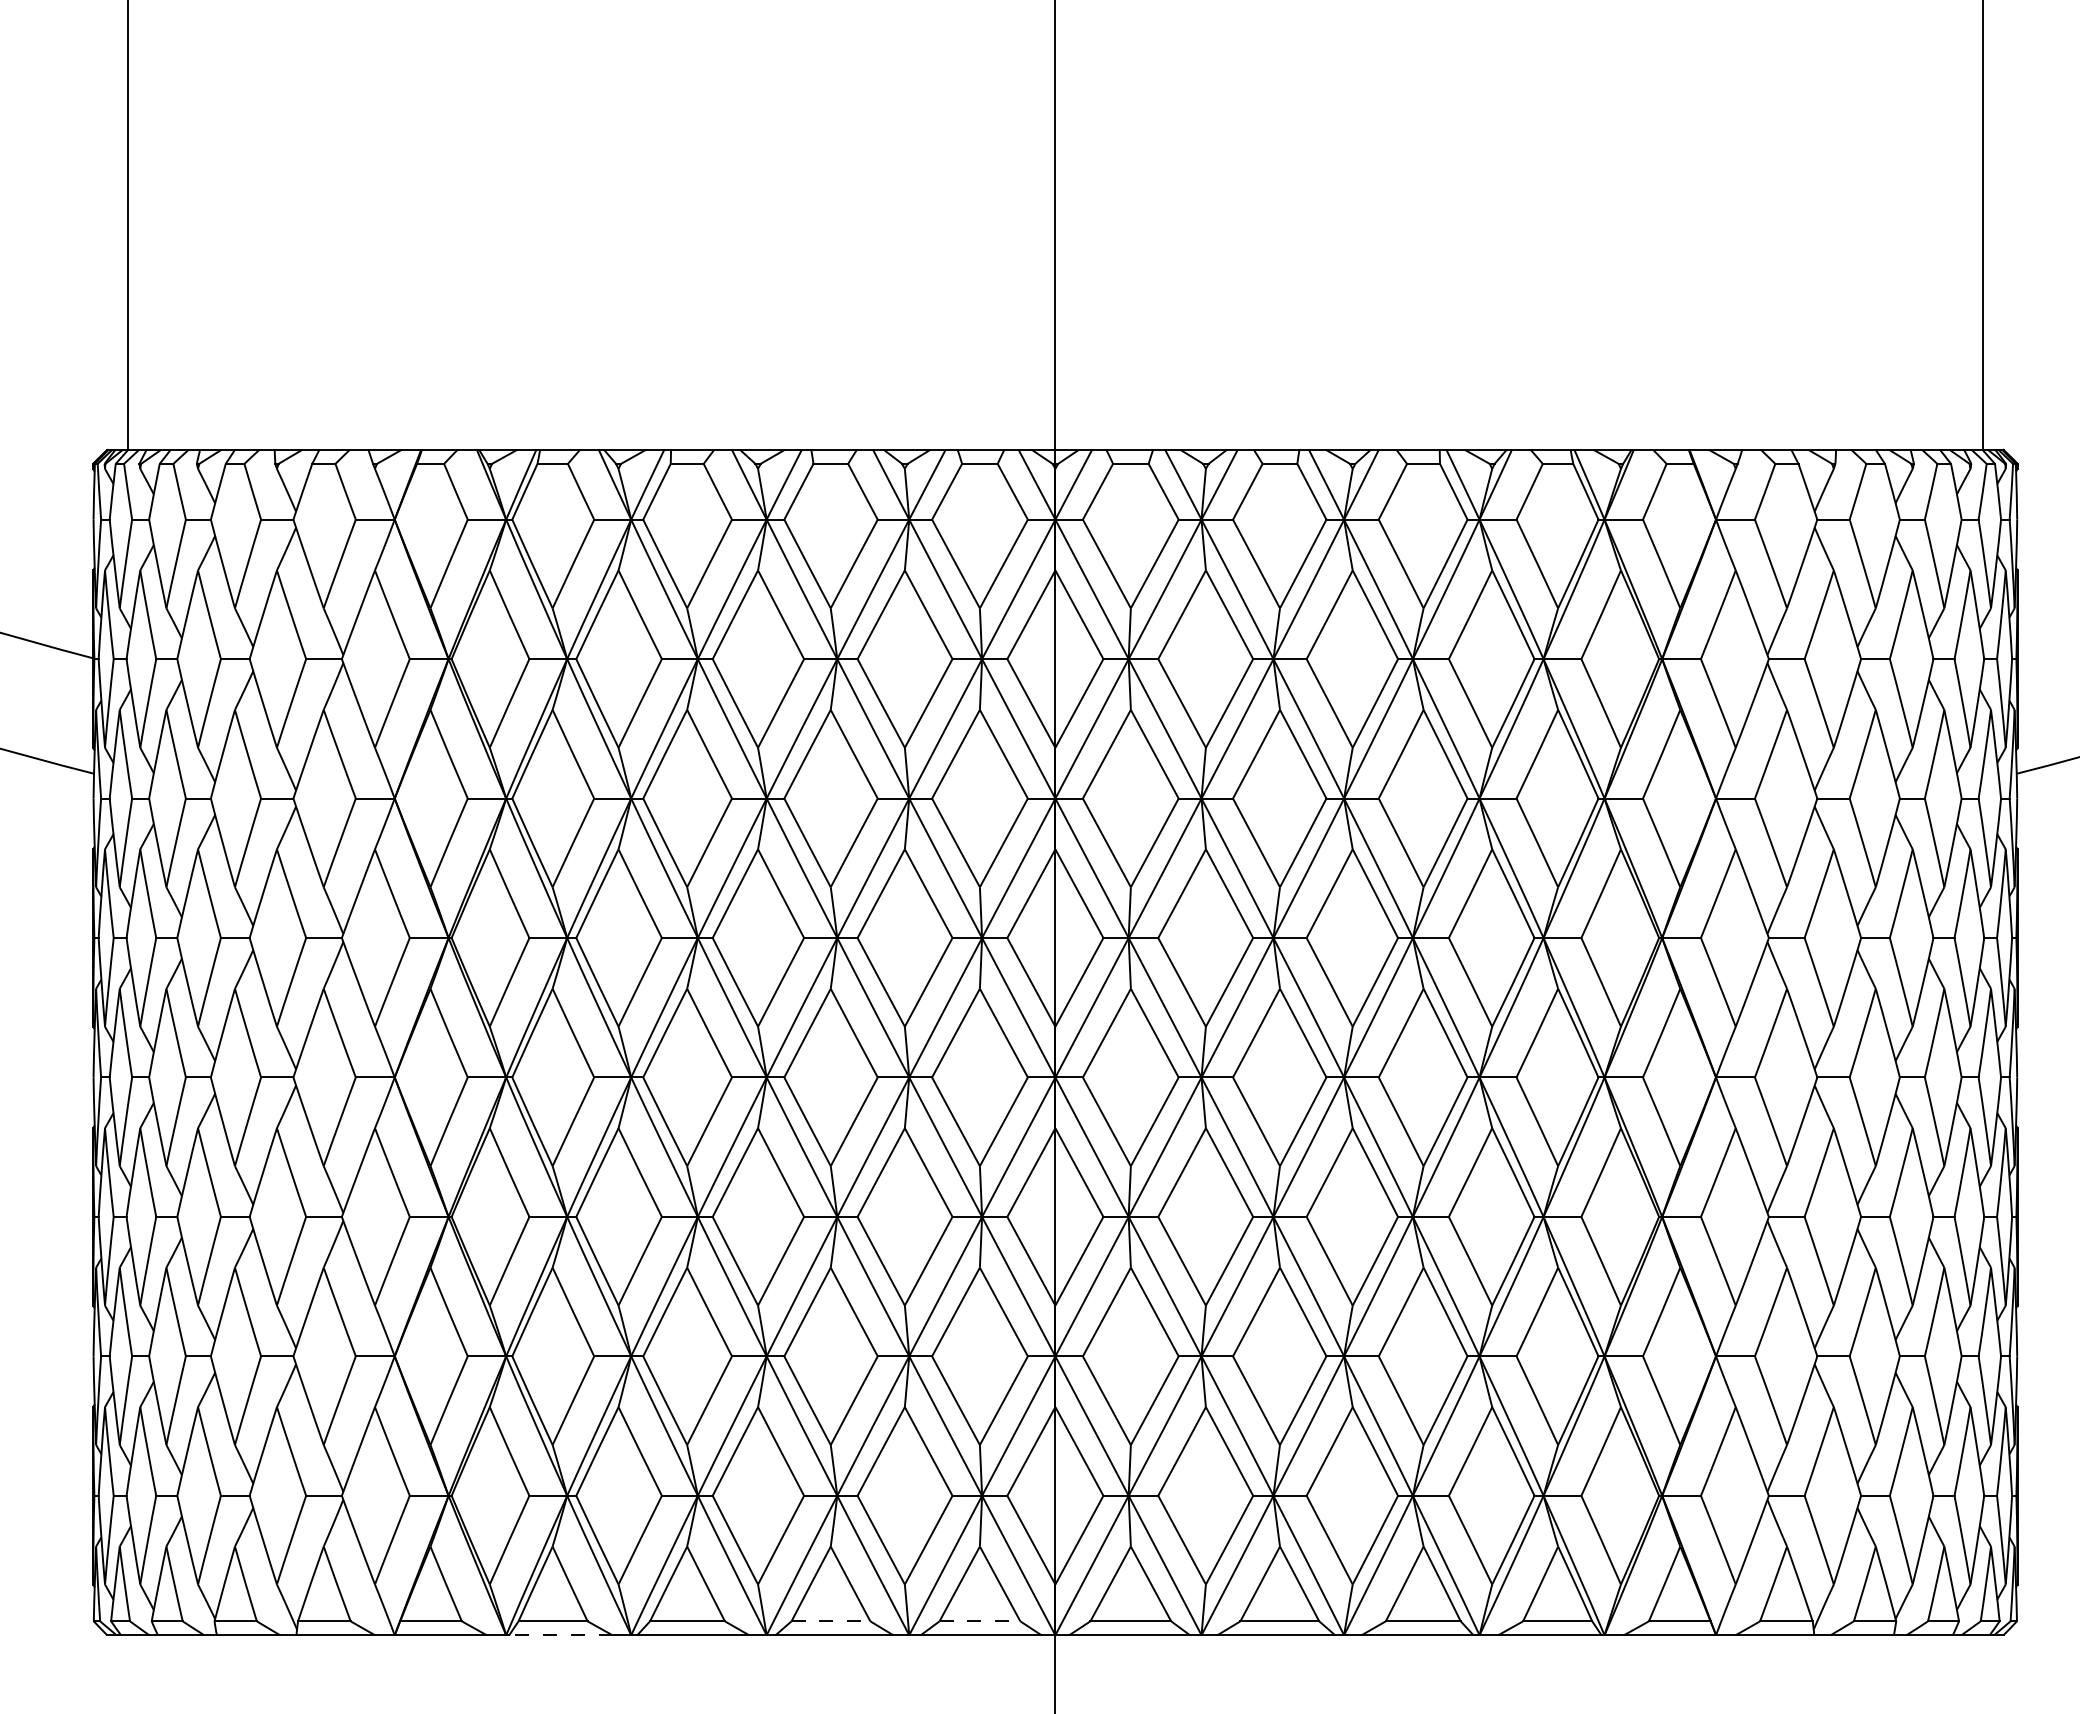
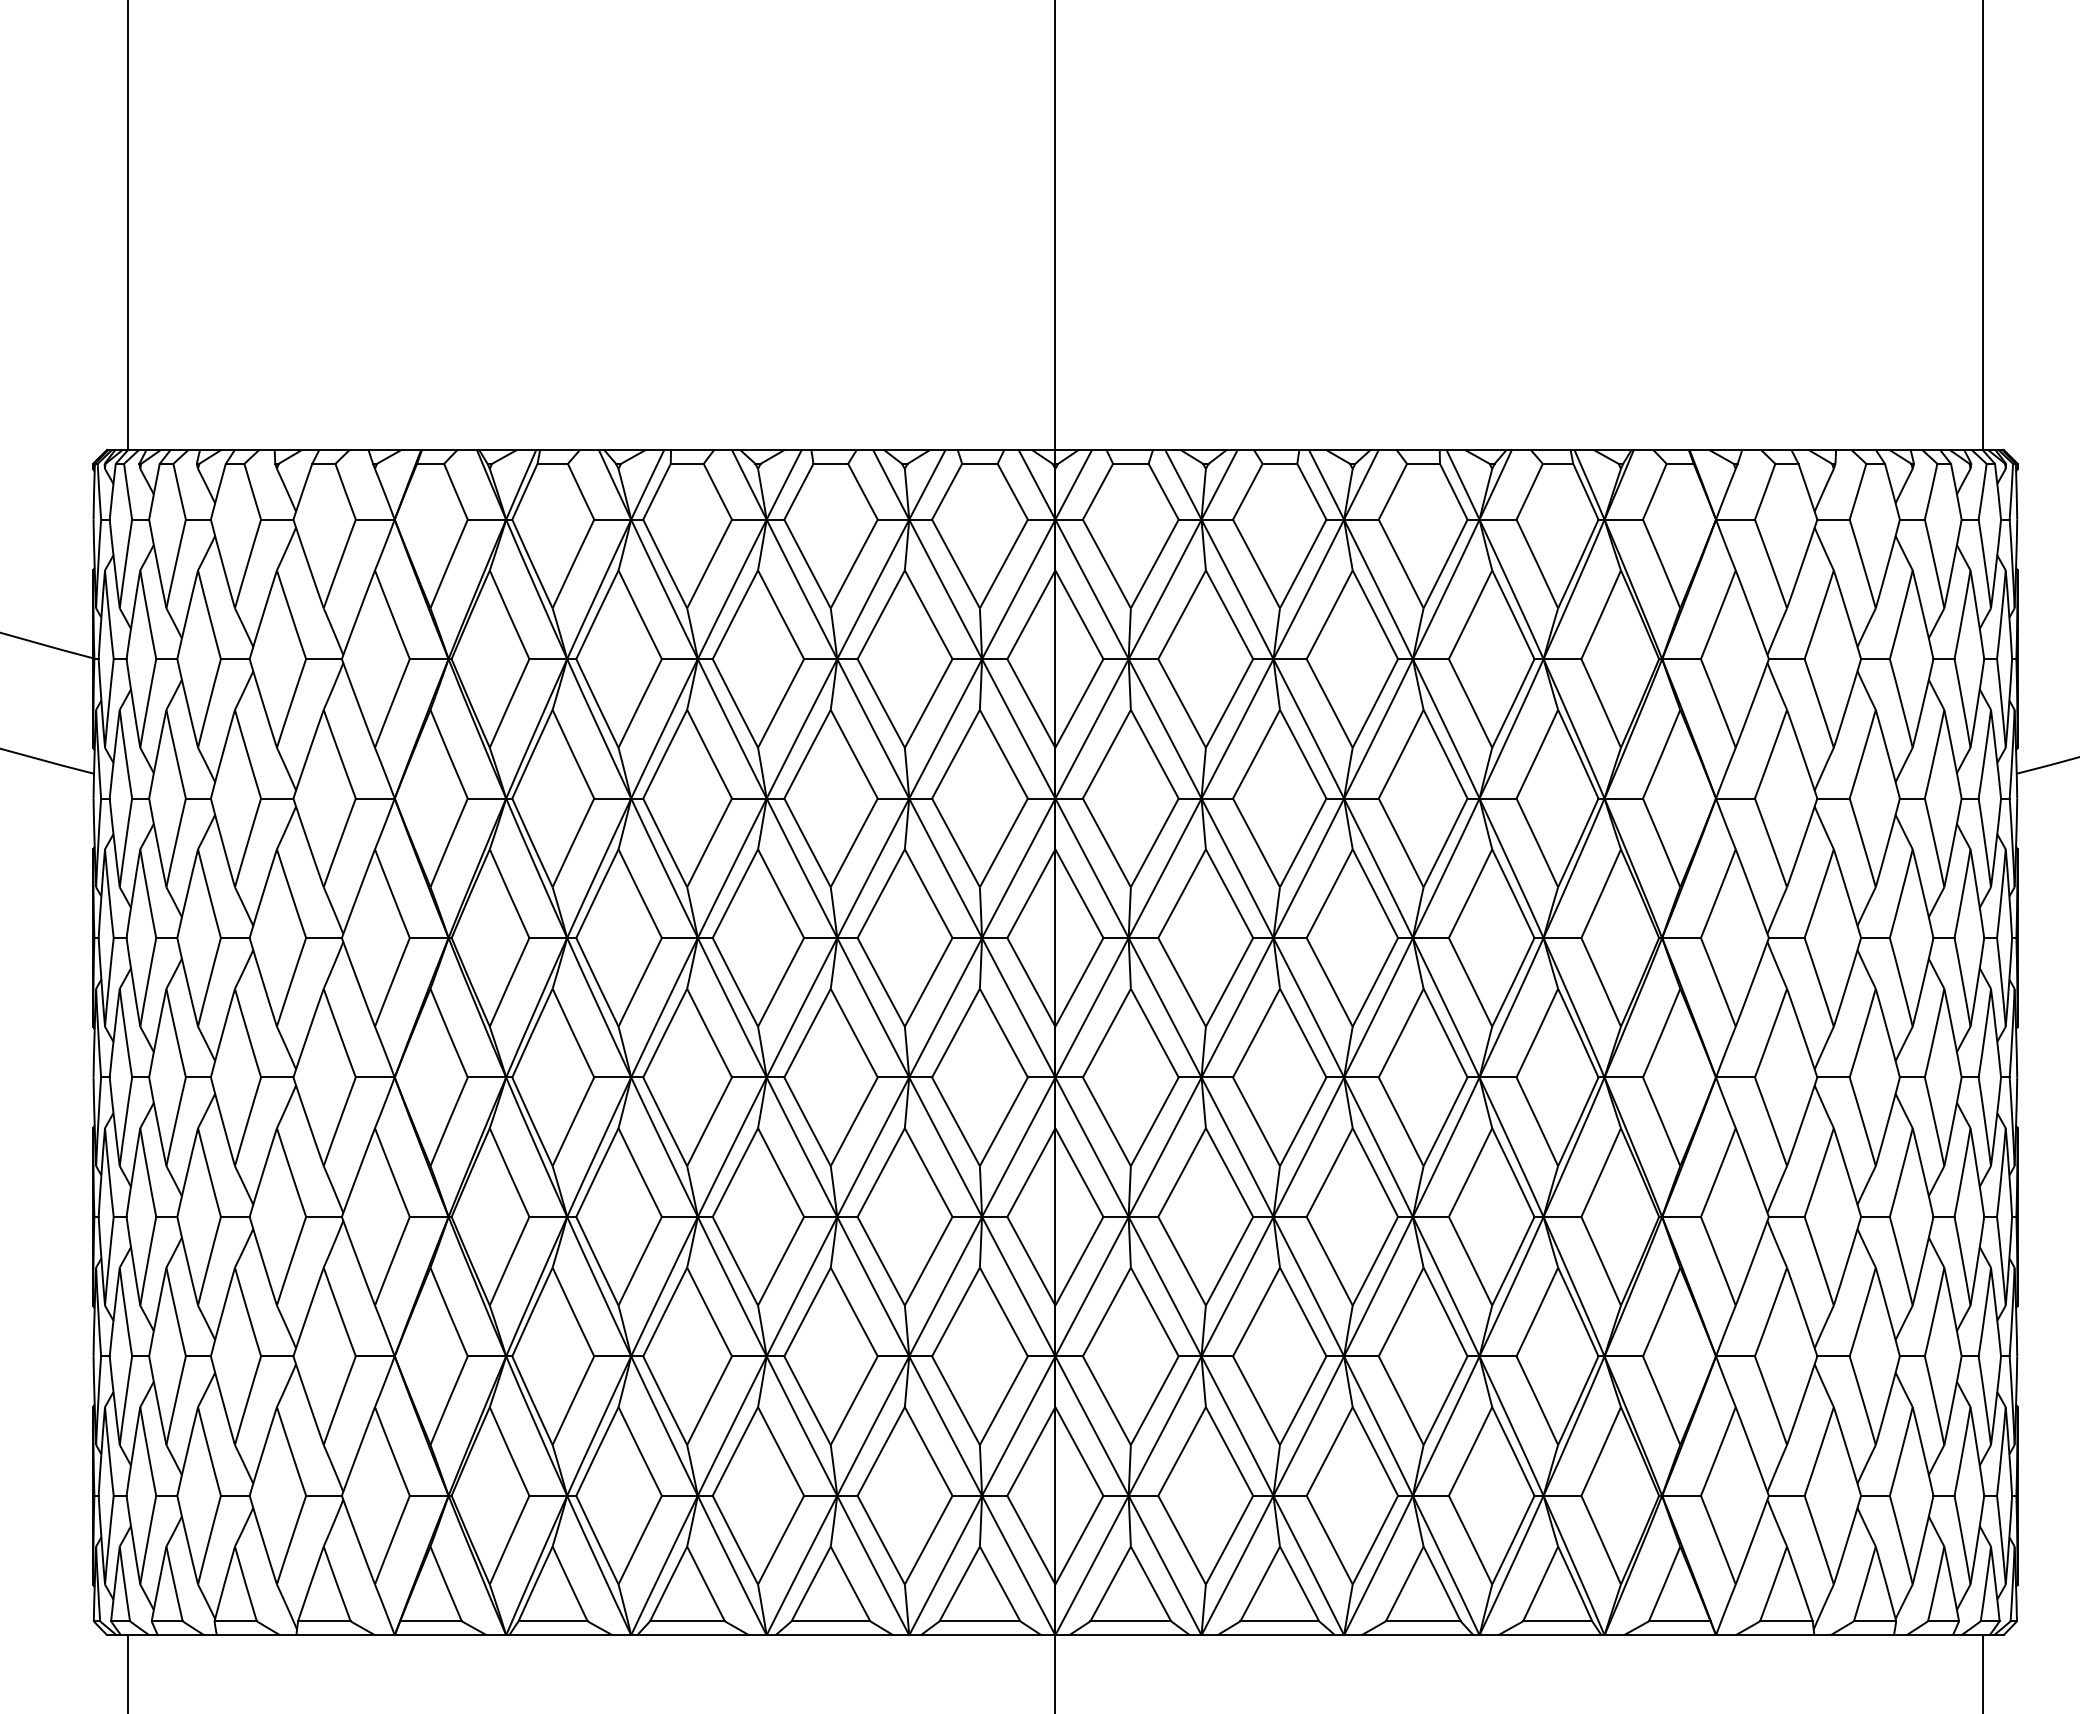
line: dashed -> solid (831, 1621)
line: dashed -> solid (980, 1621)
line: dashed -> solid (560, 1635)
line: none -> present (128, 1672)
line: none -> present (1982, 1672)
